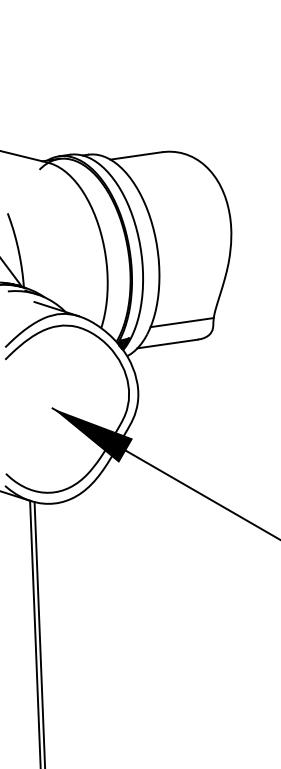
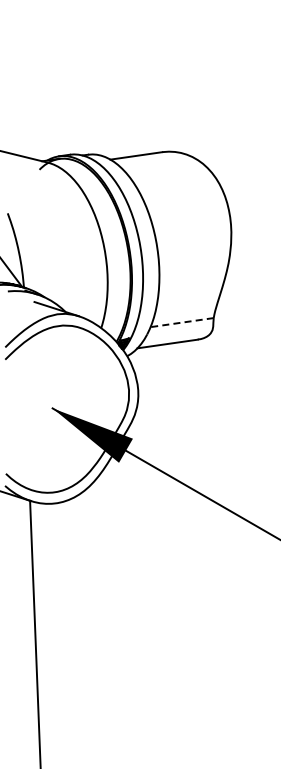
line: solid -> dashed (182, 322)
line: present -> none (39, 633)
